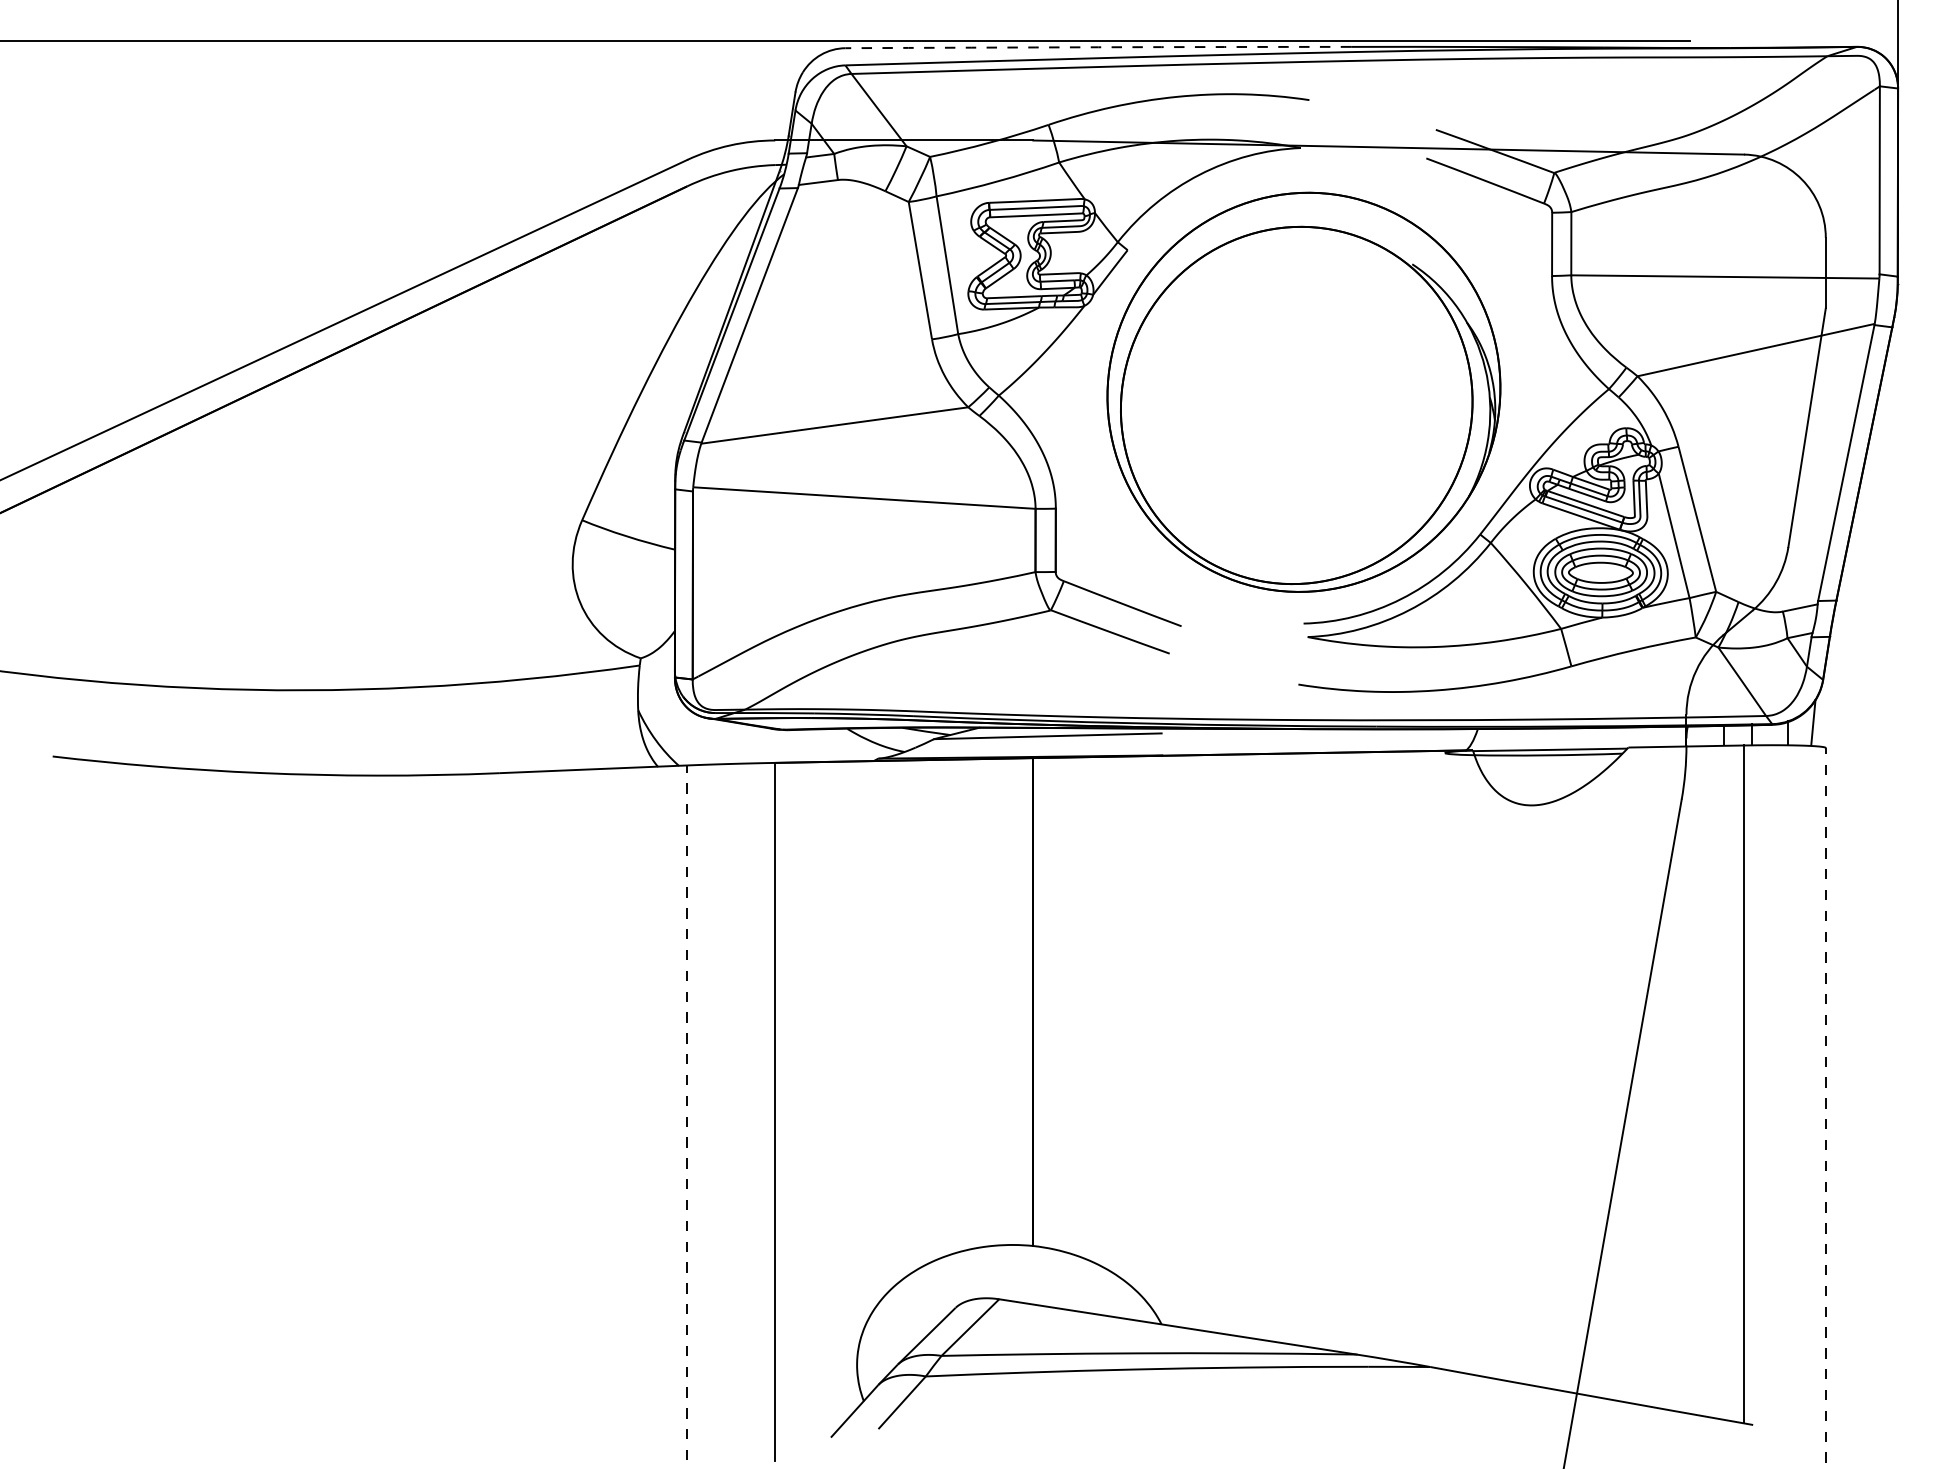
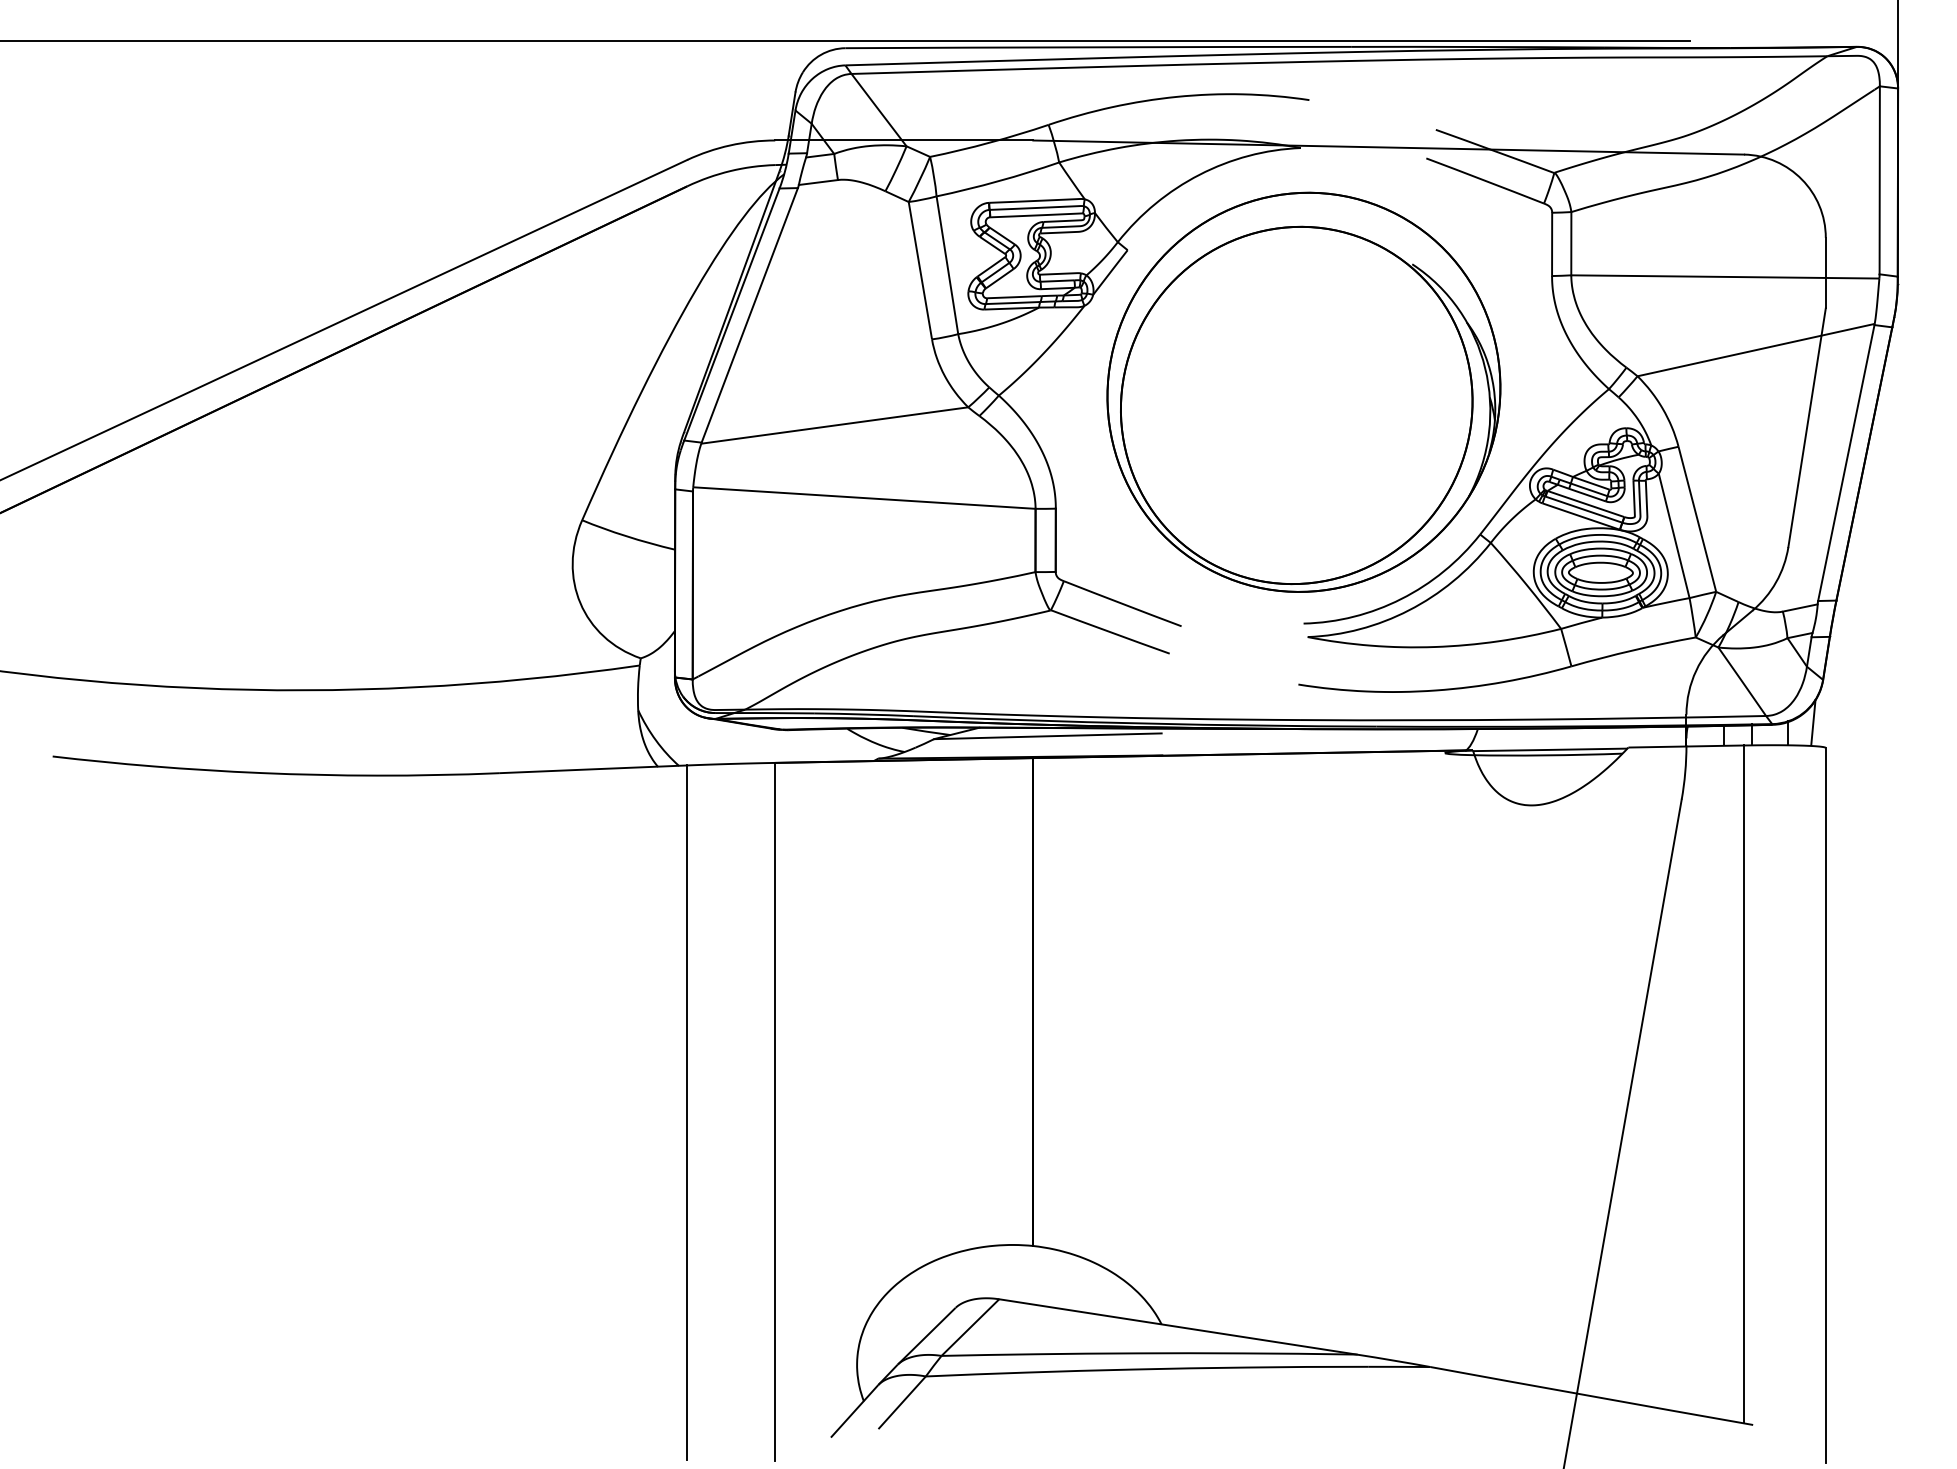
arc: dashed -> solid (1098, 47)
line: dashed -> solid (1825, 1104)
line: dashed -> solid (687, 1112)
